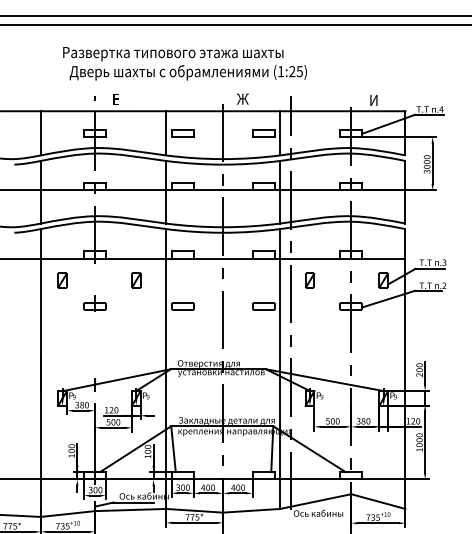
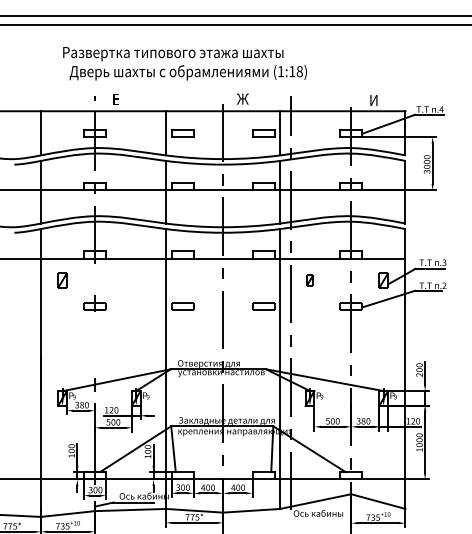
text: (1:25) -> (1:18) (295, 71)
part: present -> none (136, 280)
part size: 10x17 px -> 8x13 px (309, 280)
